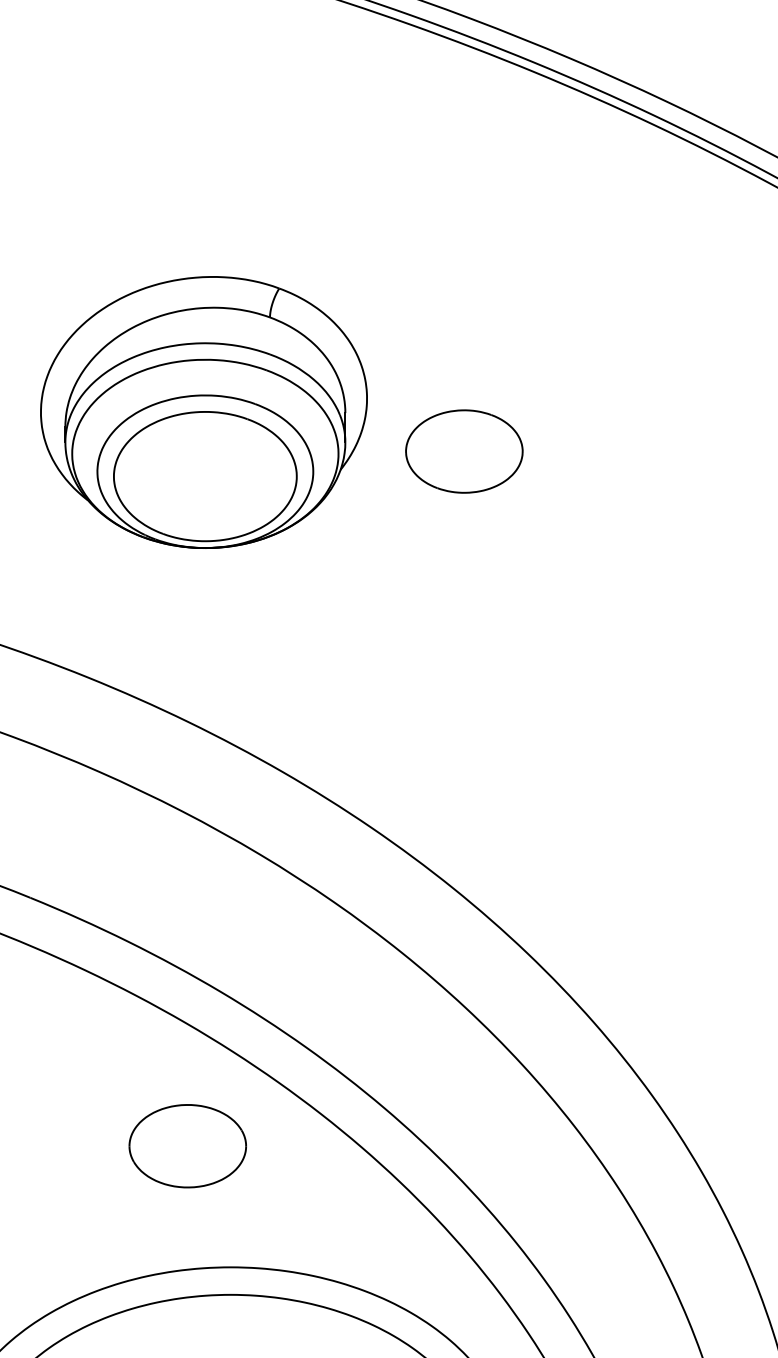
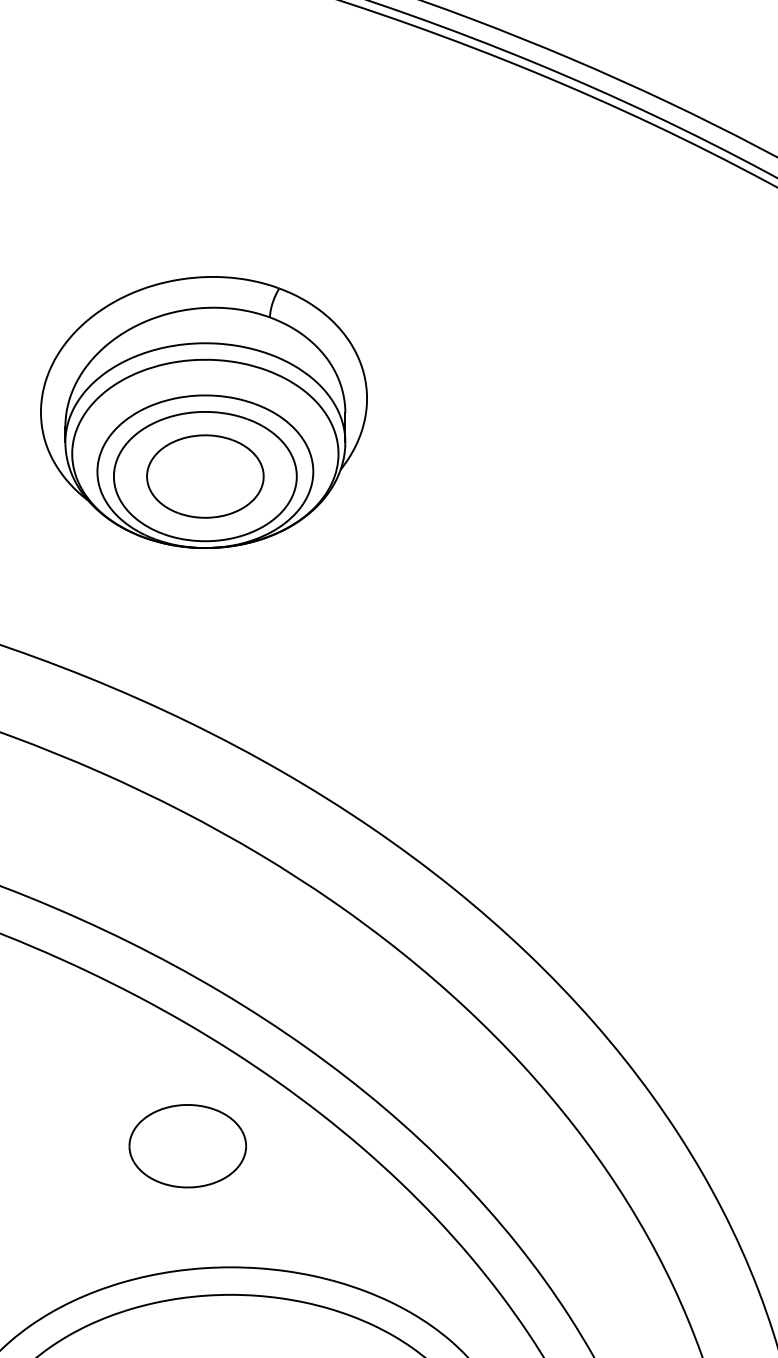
part position: (464, 451) -> (205, 476) (205, 476)
